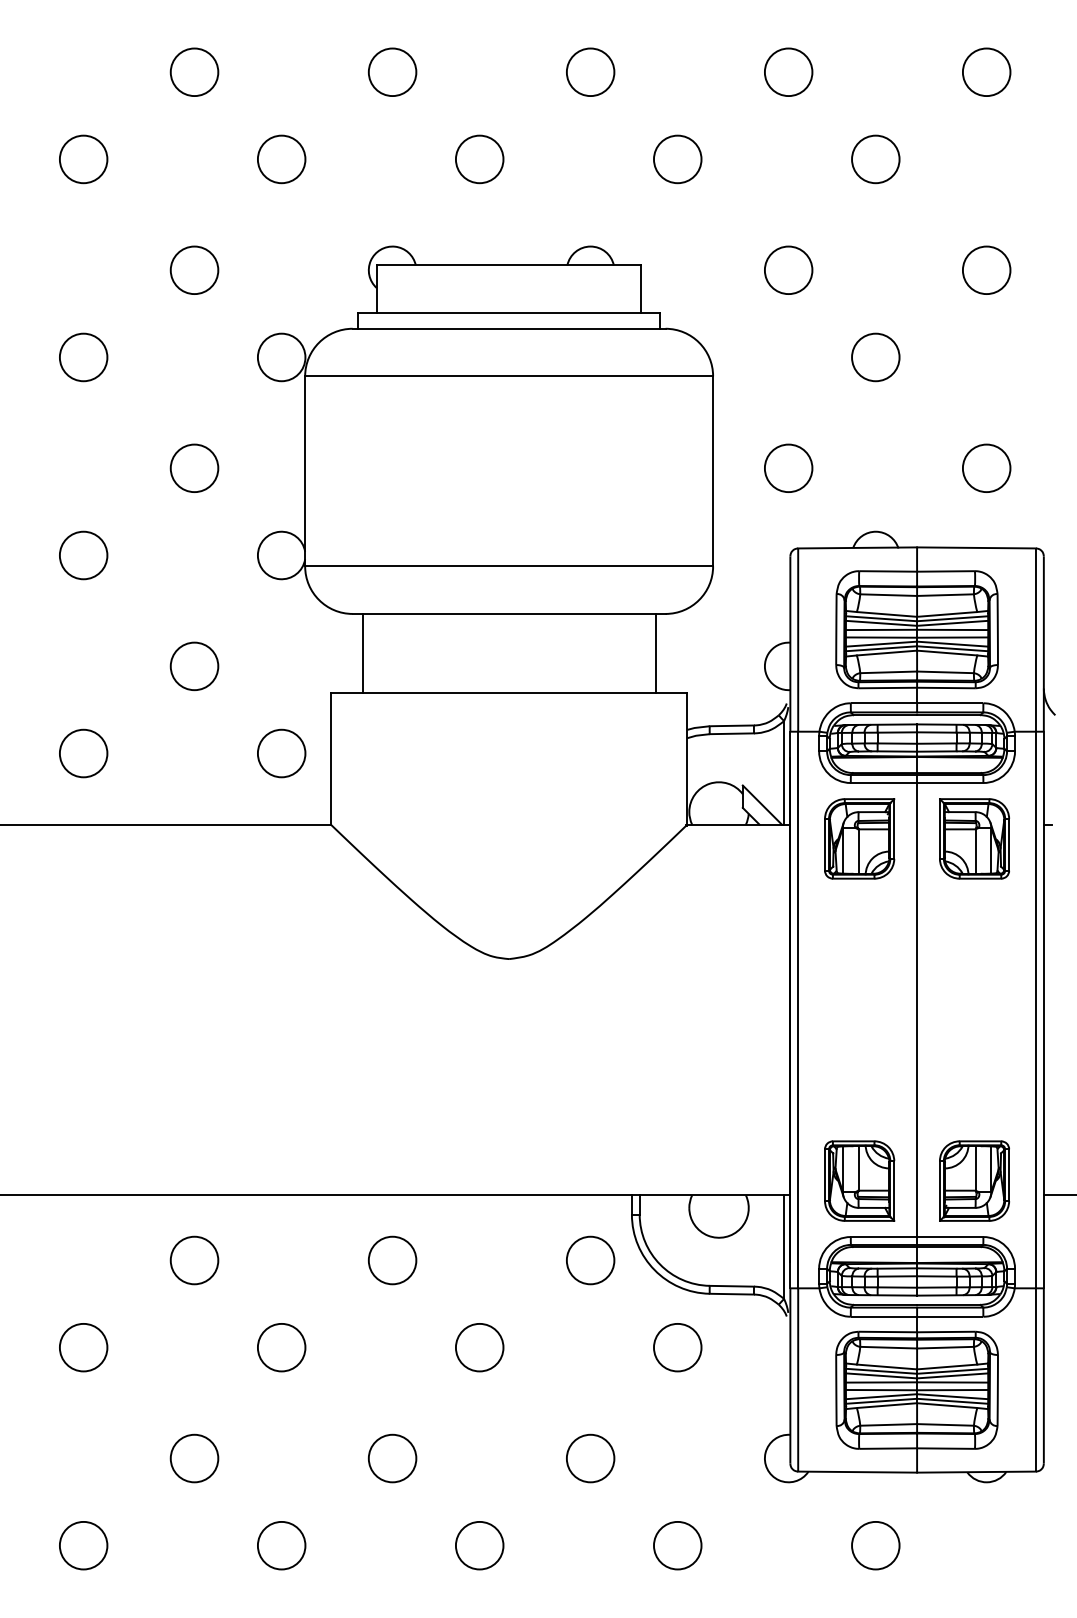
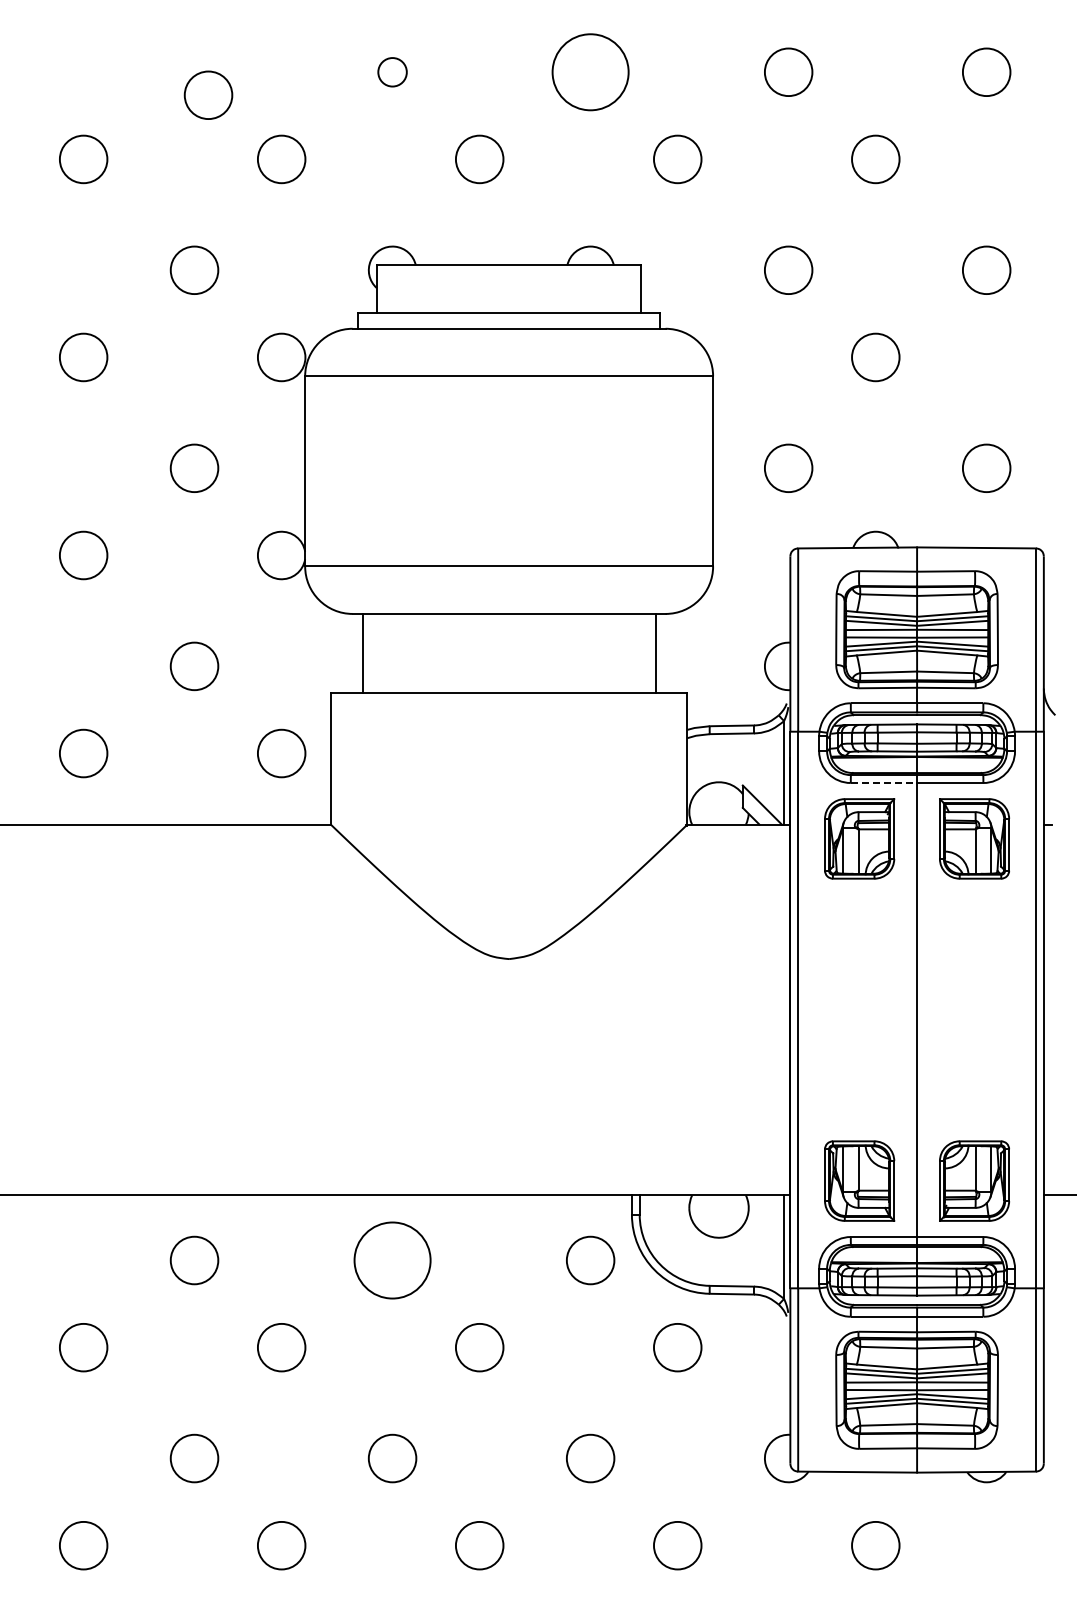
circle position: (194, 71) -> (208, 94) (208, 94)
circle diameter: 48 px -> 29 px (392, 72)
circle diameter: 48 px -> 76 px (590, 72)
line: solid -> dashed (884, 783)
circle diameter: 48 px -> 76 px (392, 1260)
